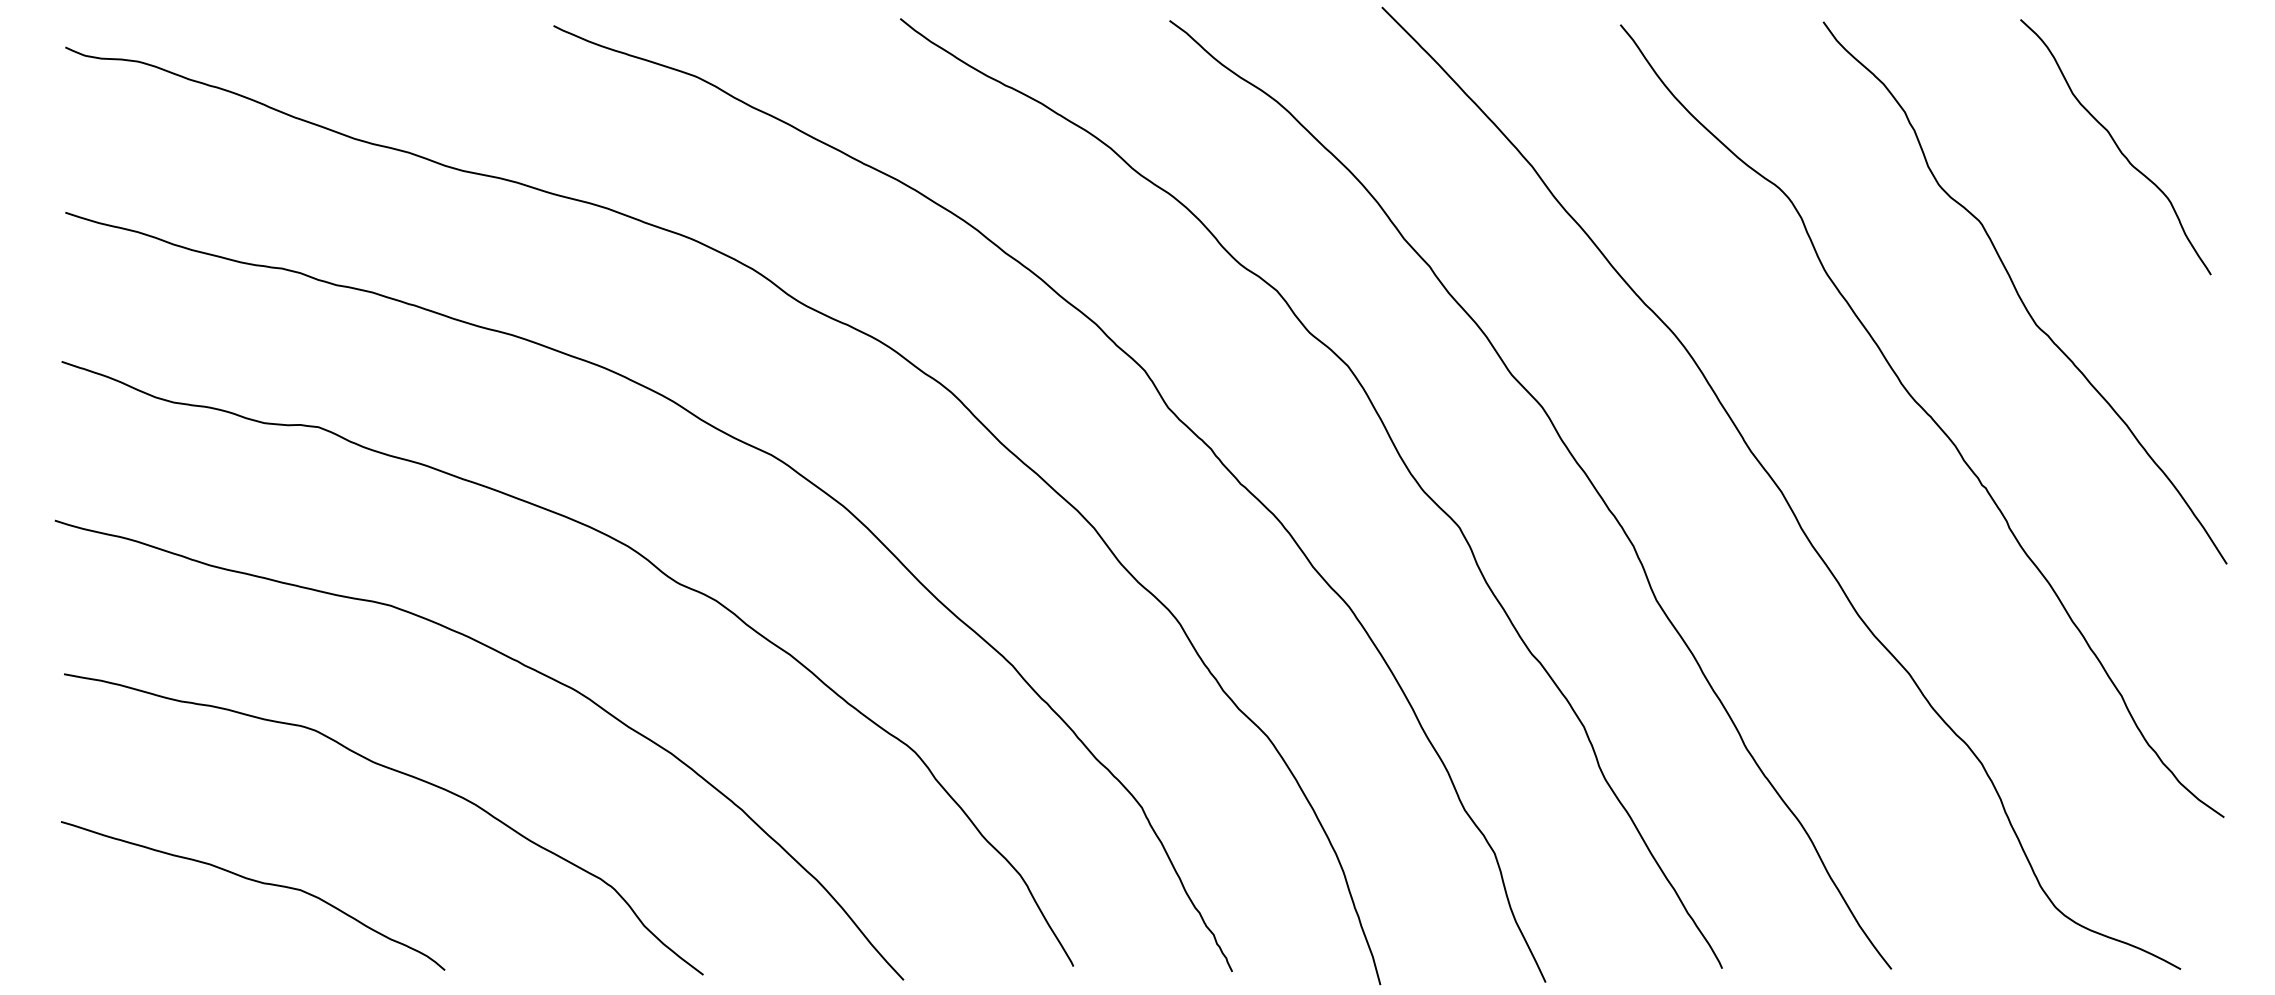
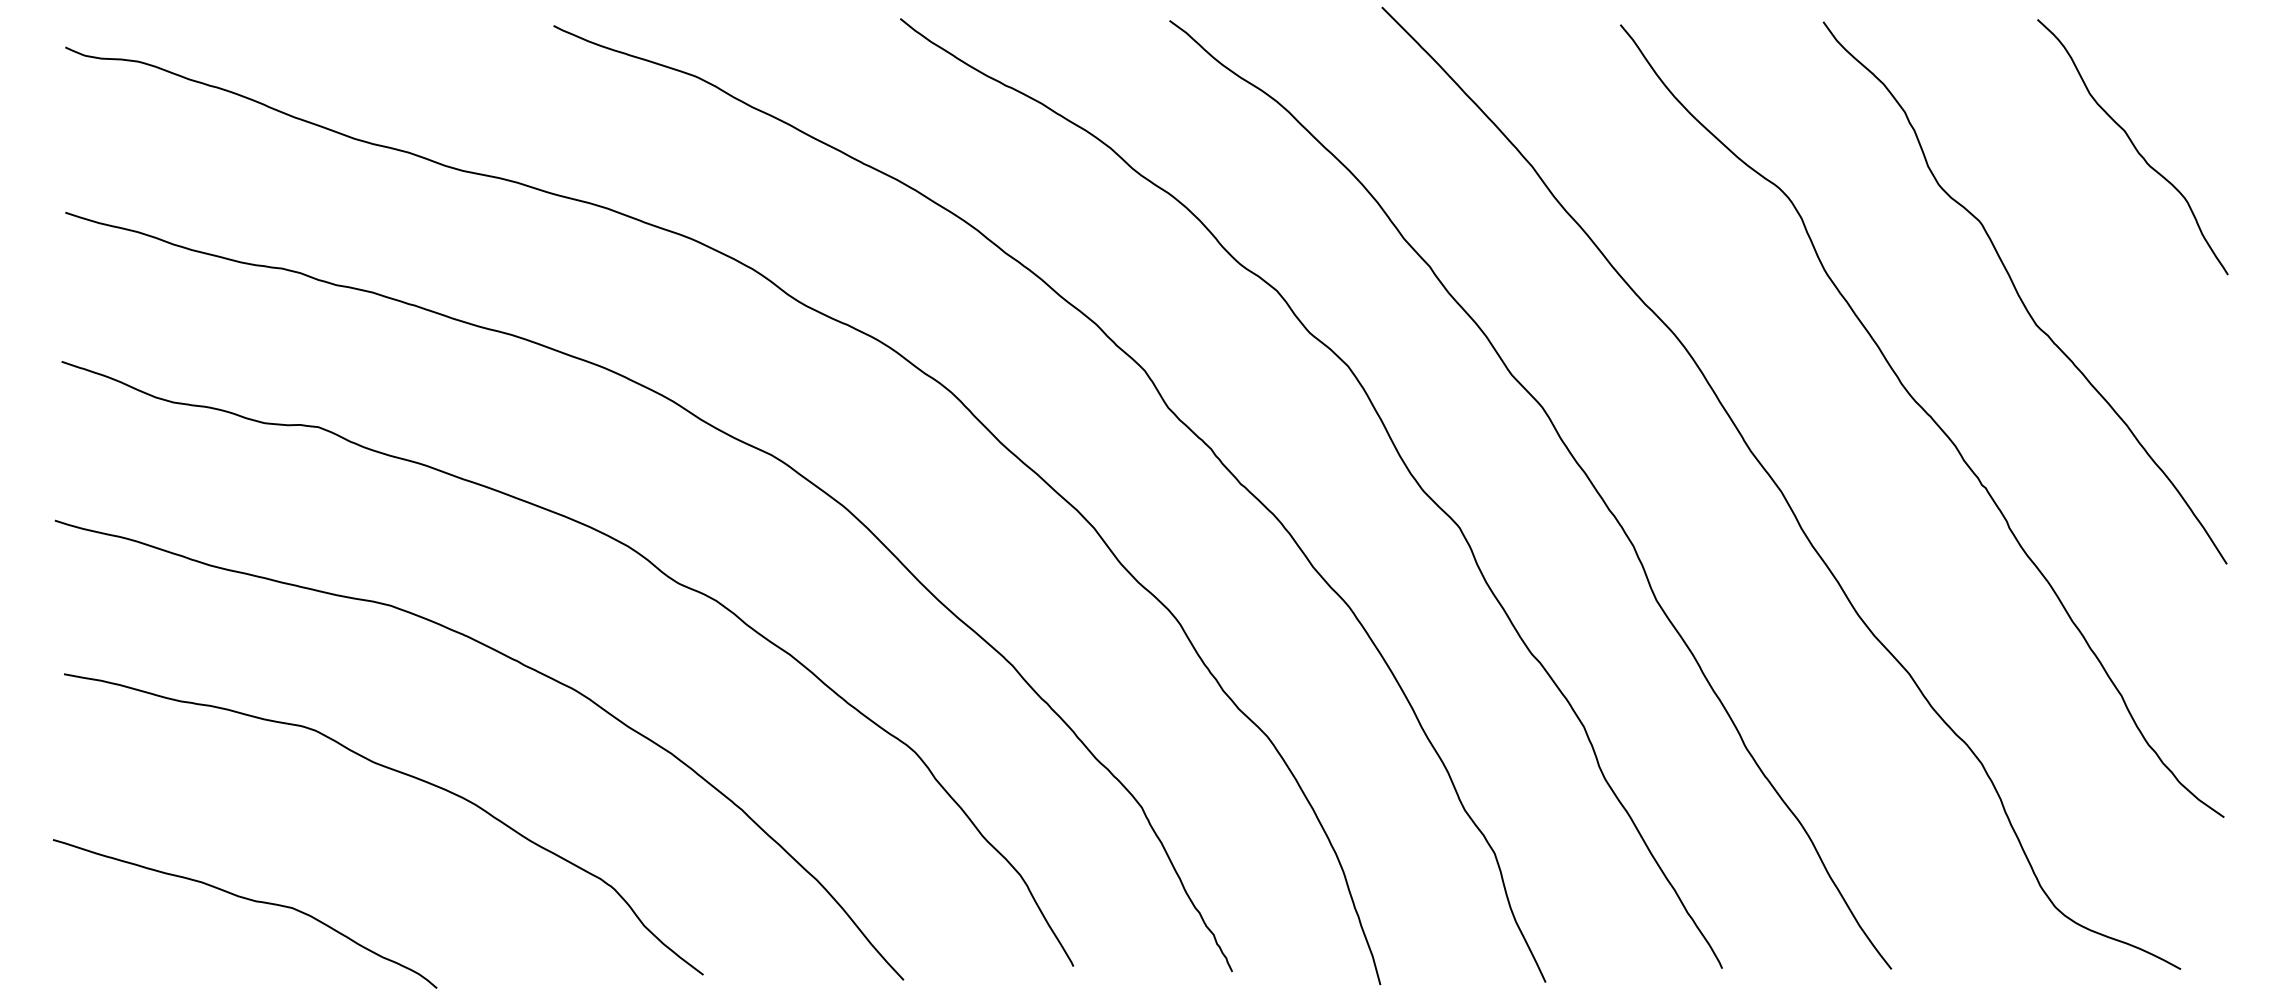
curve position: (2116, 146) -> (2133, 146) (2133, 146)
curve position: (256, 882) -> (248, 900) (248, 900)
